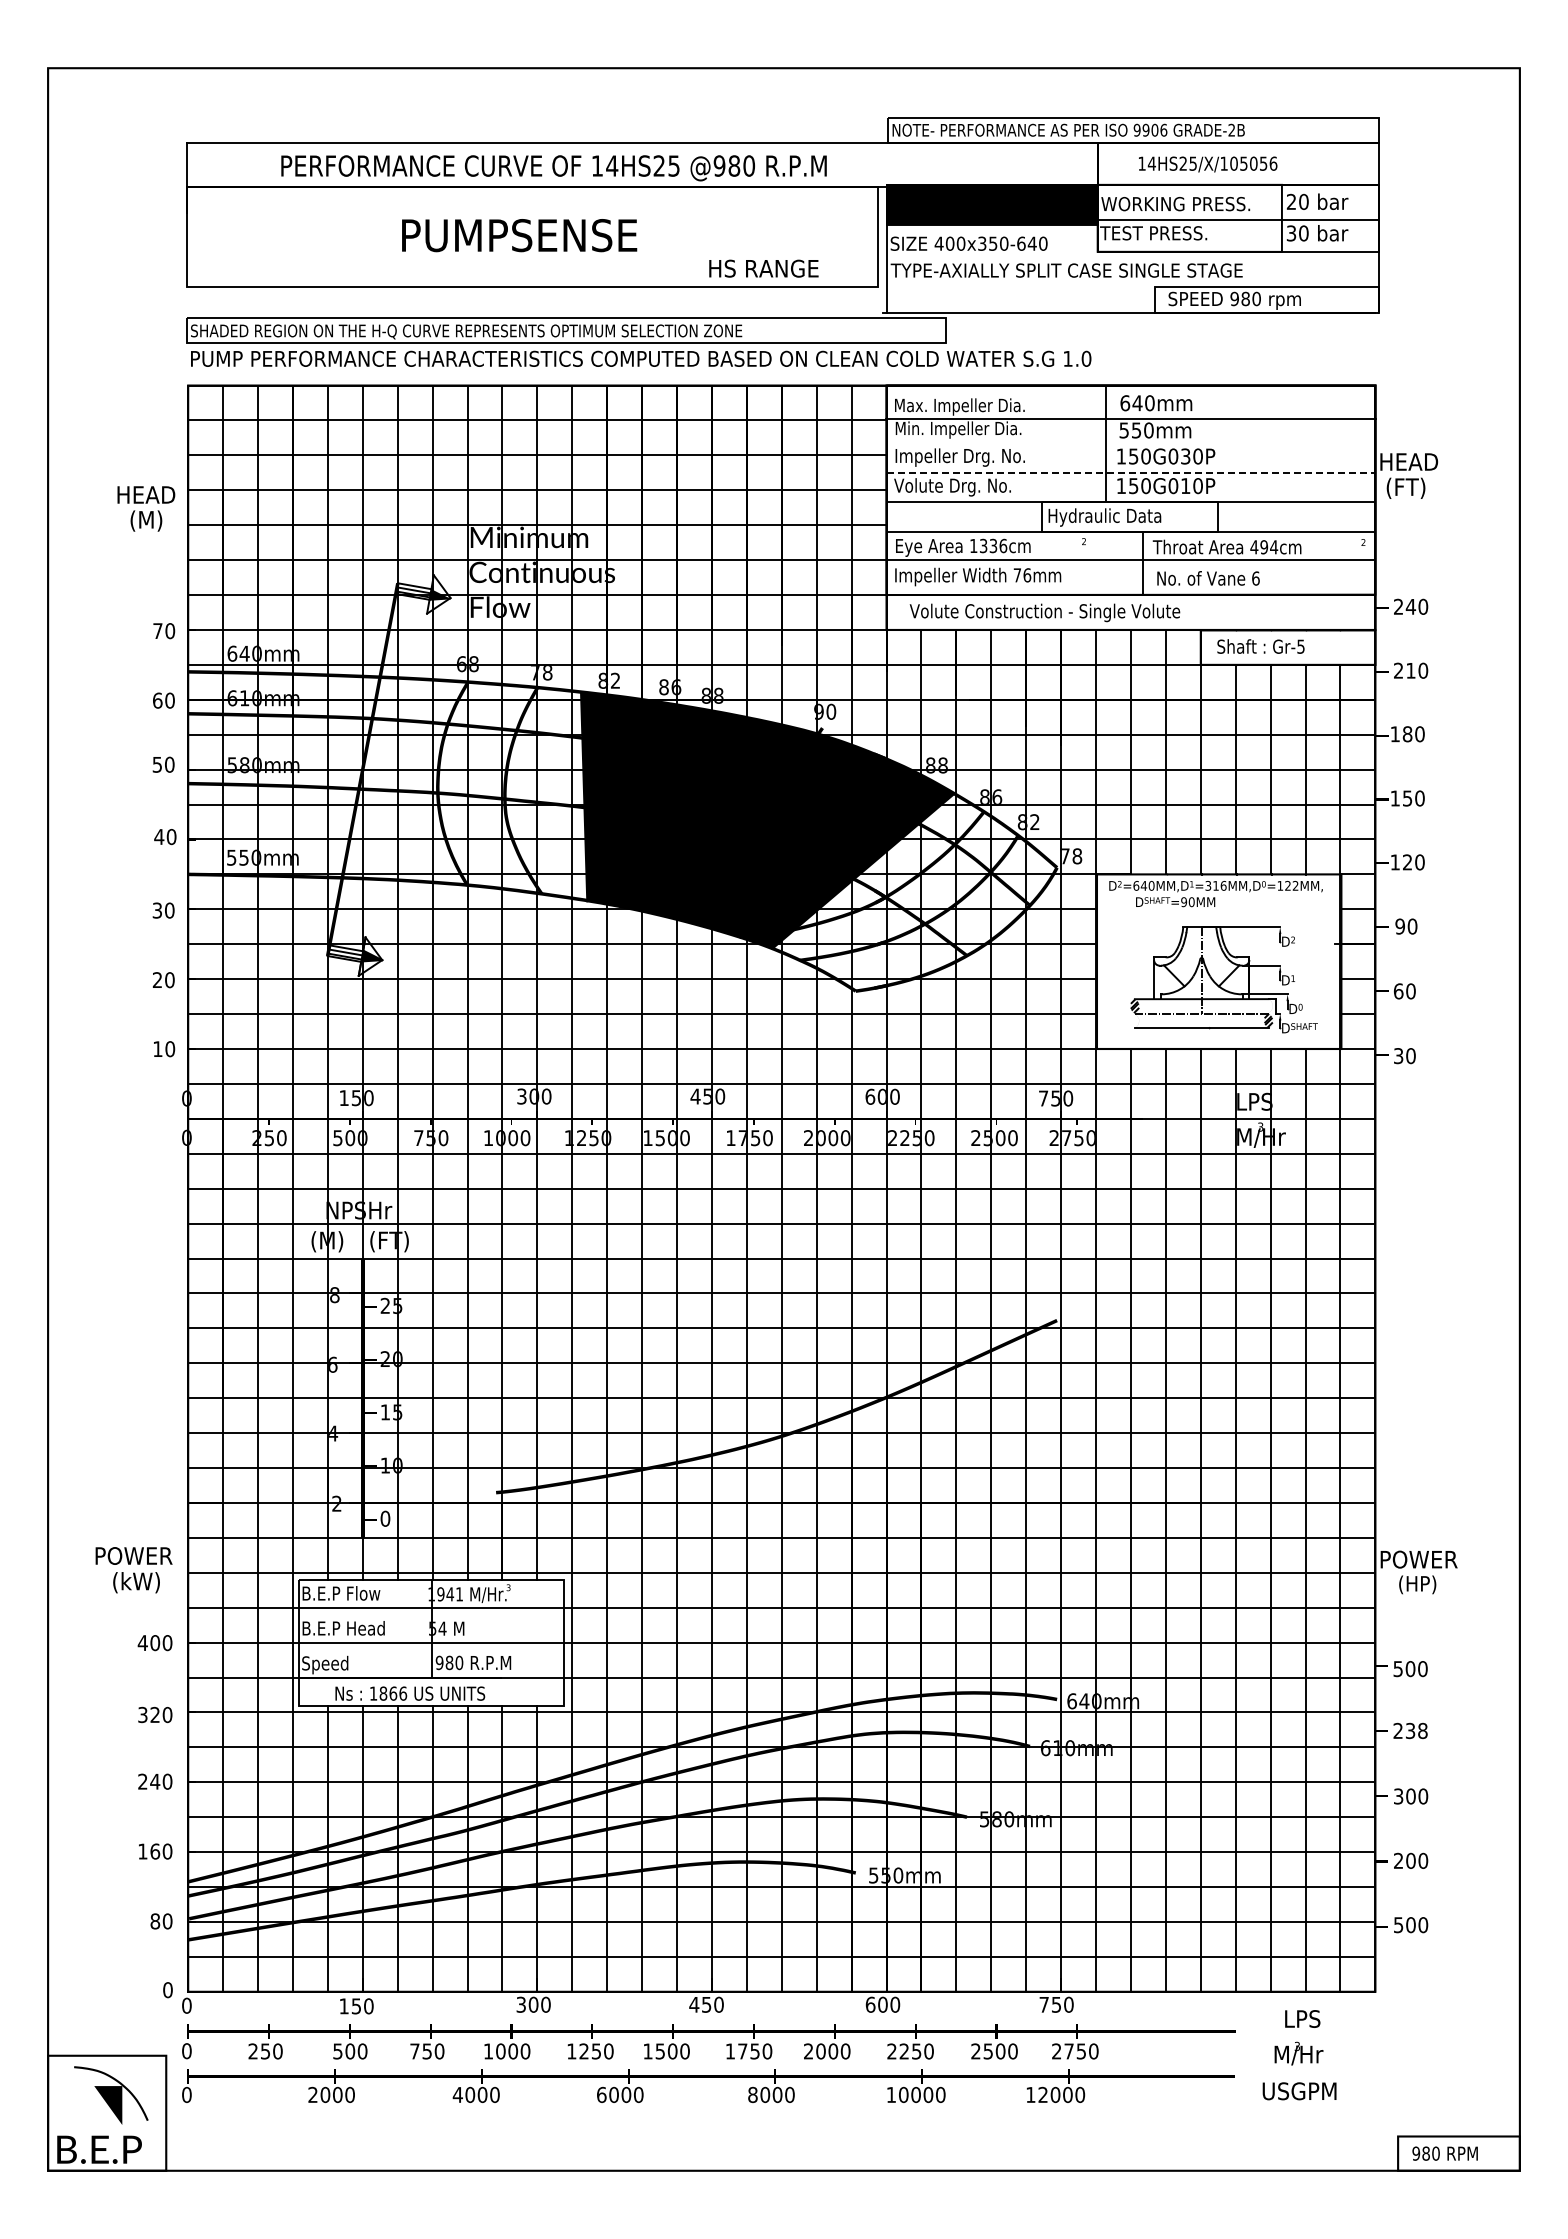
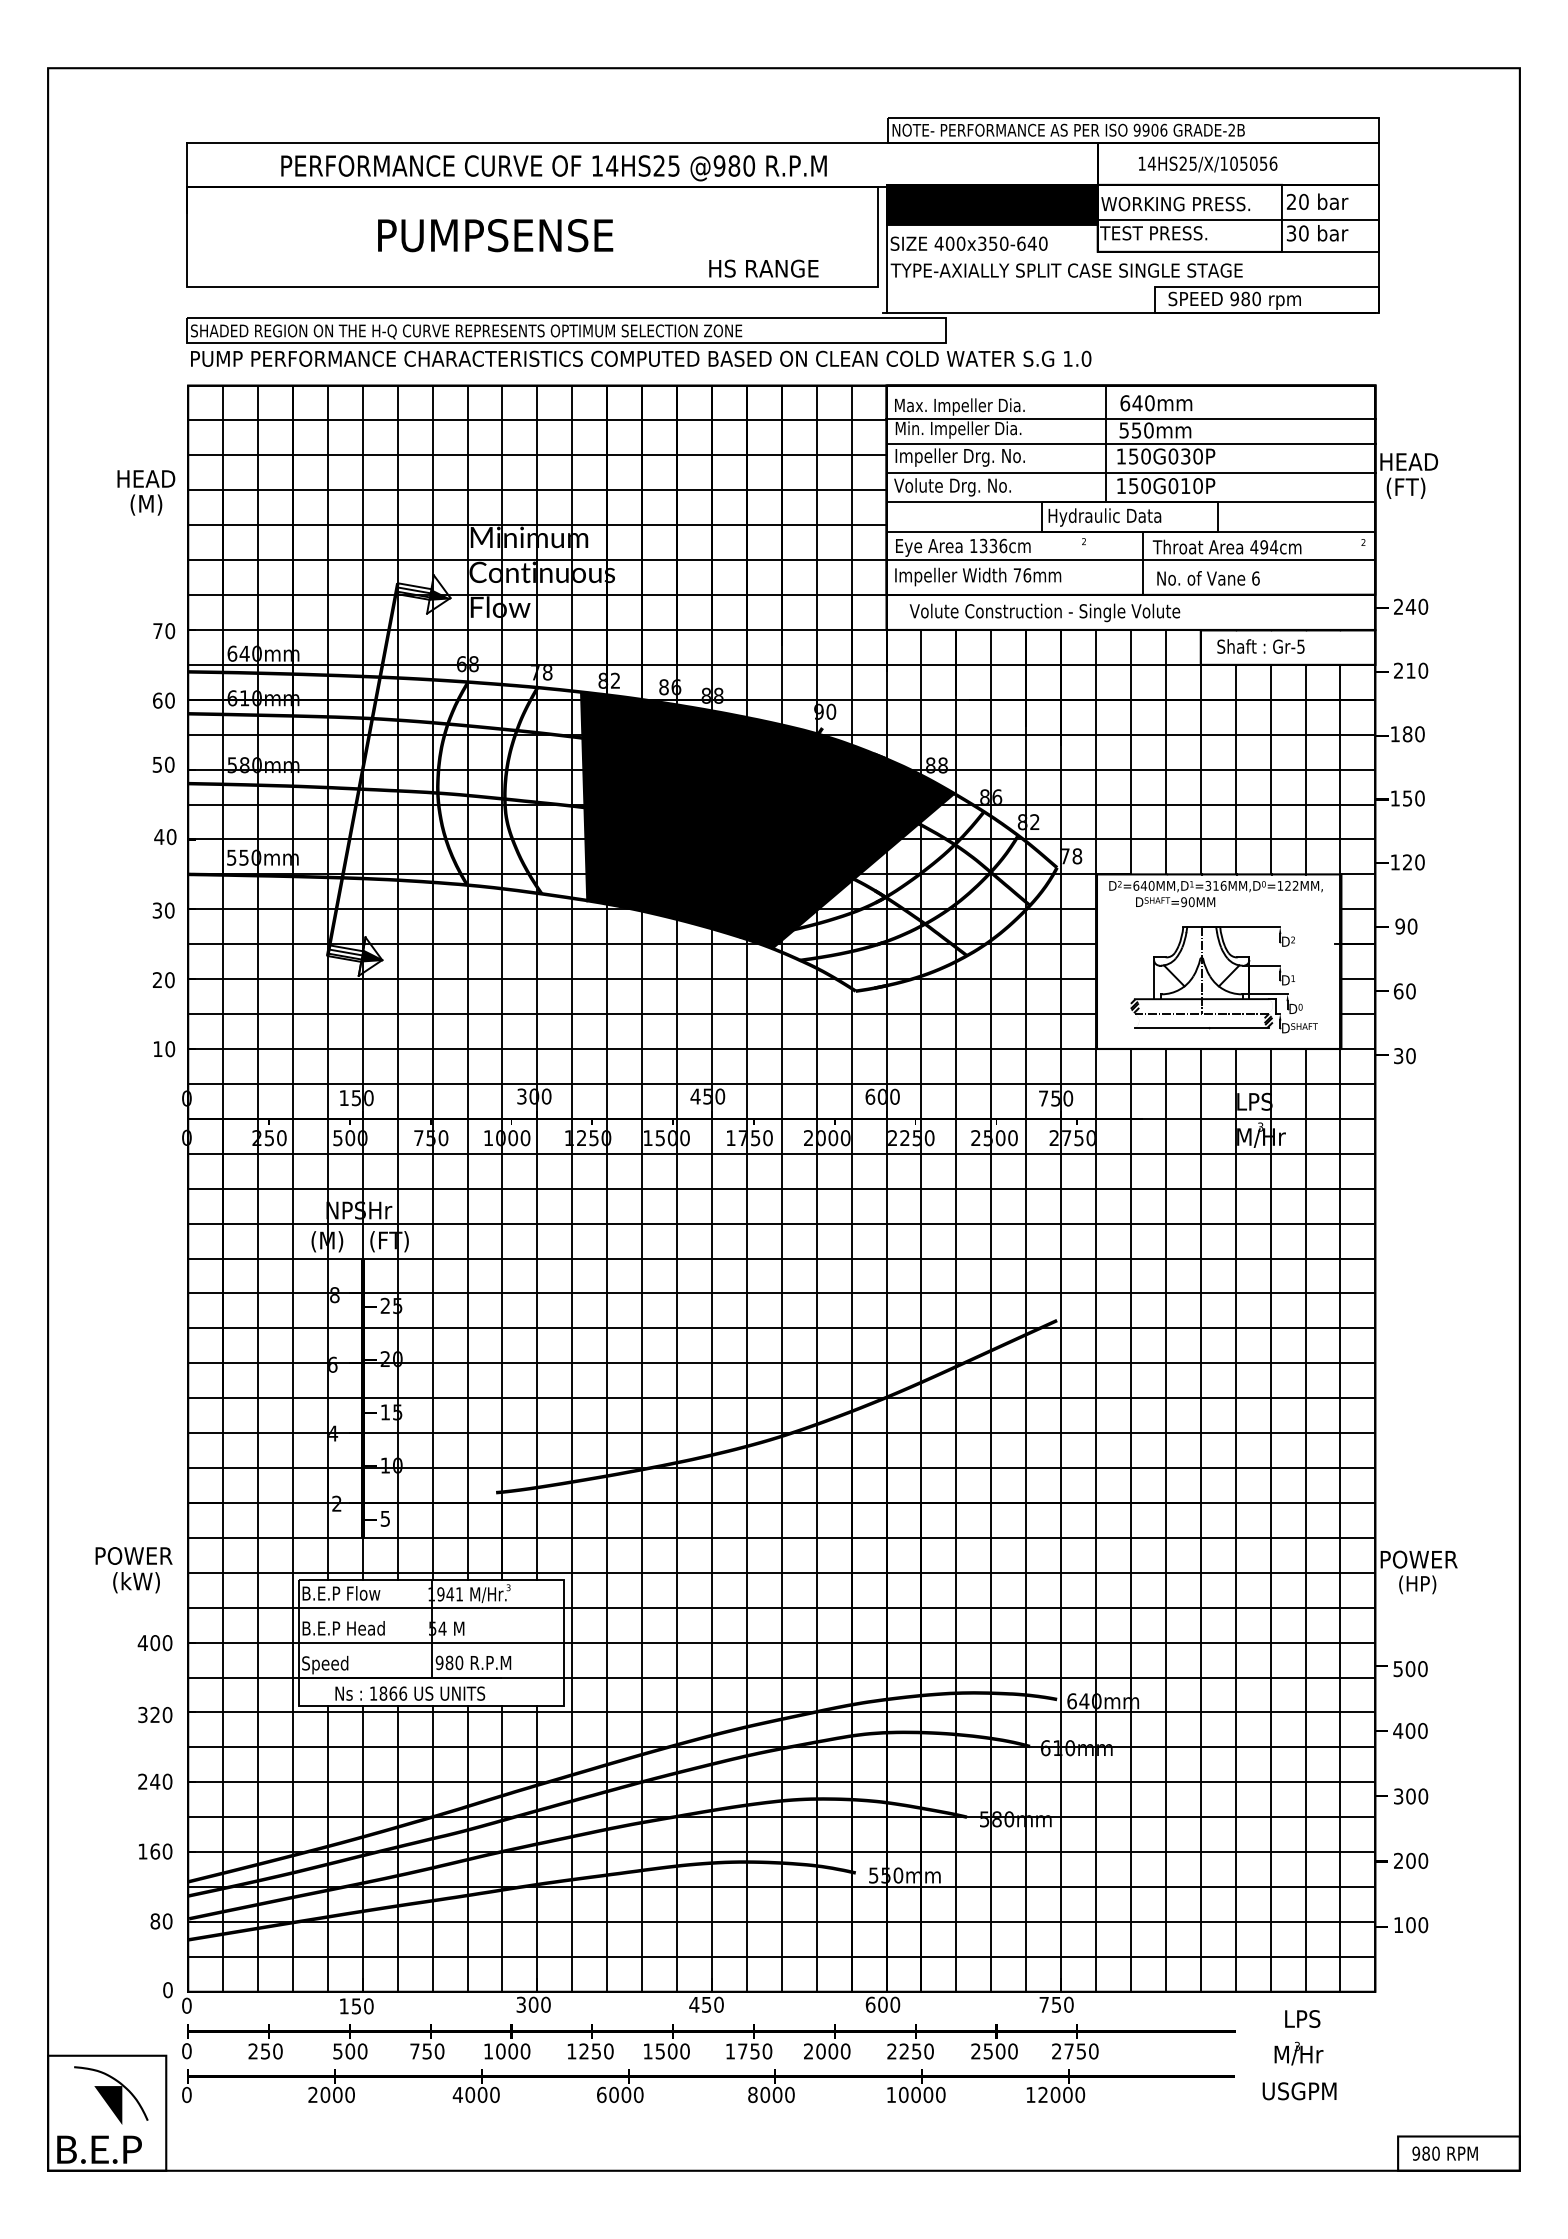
text position: (519, 235) -> (495, 235) (495, 235)
line: none -> present (1131, 443)
line: dashed -> solid (1131, 472)
text position: (146, 508) -> (146, 492) (146, 492)
text: 0 -> 5 (385, 1518)
text: 238 -> 400 (1410, 1730)
text: 500 -> 100 (1398, 1925)
